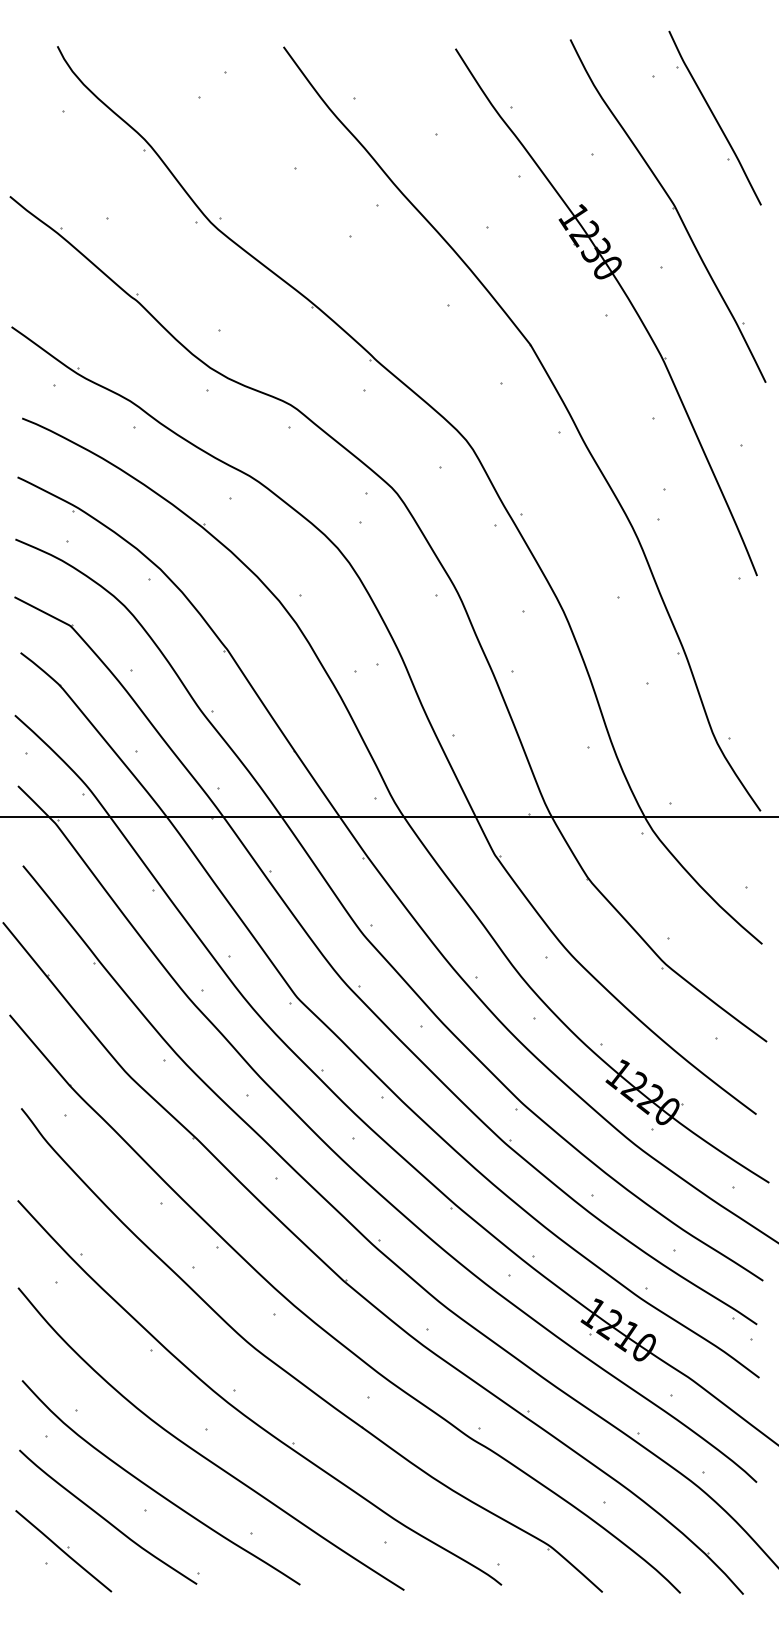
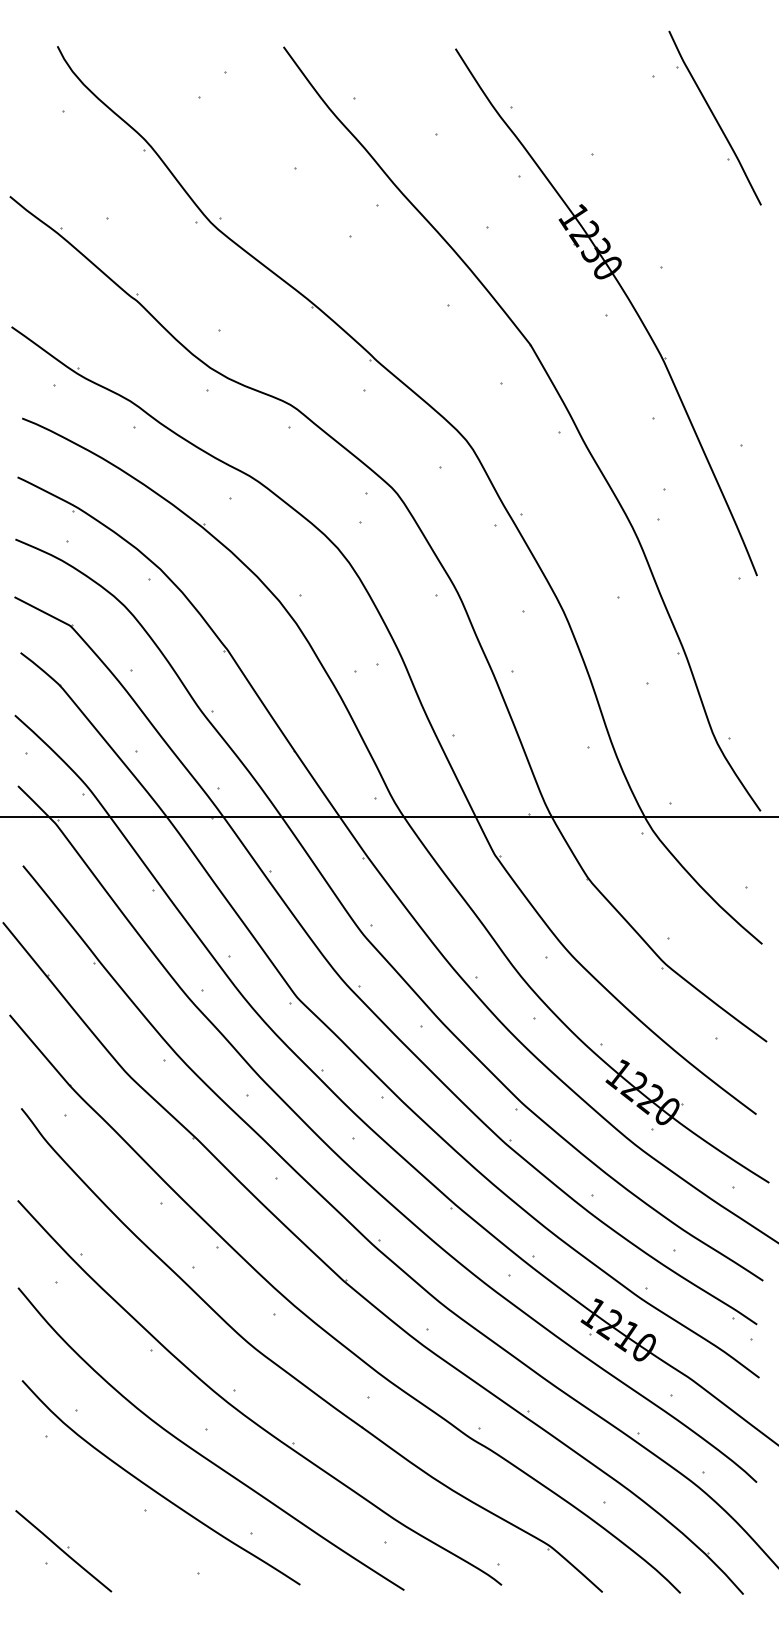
part: present -> none (667, 210)
curve: present -> none (105, 1518)
